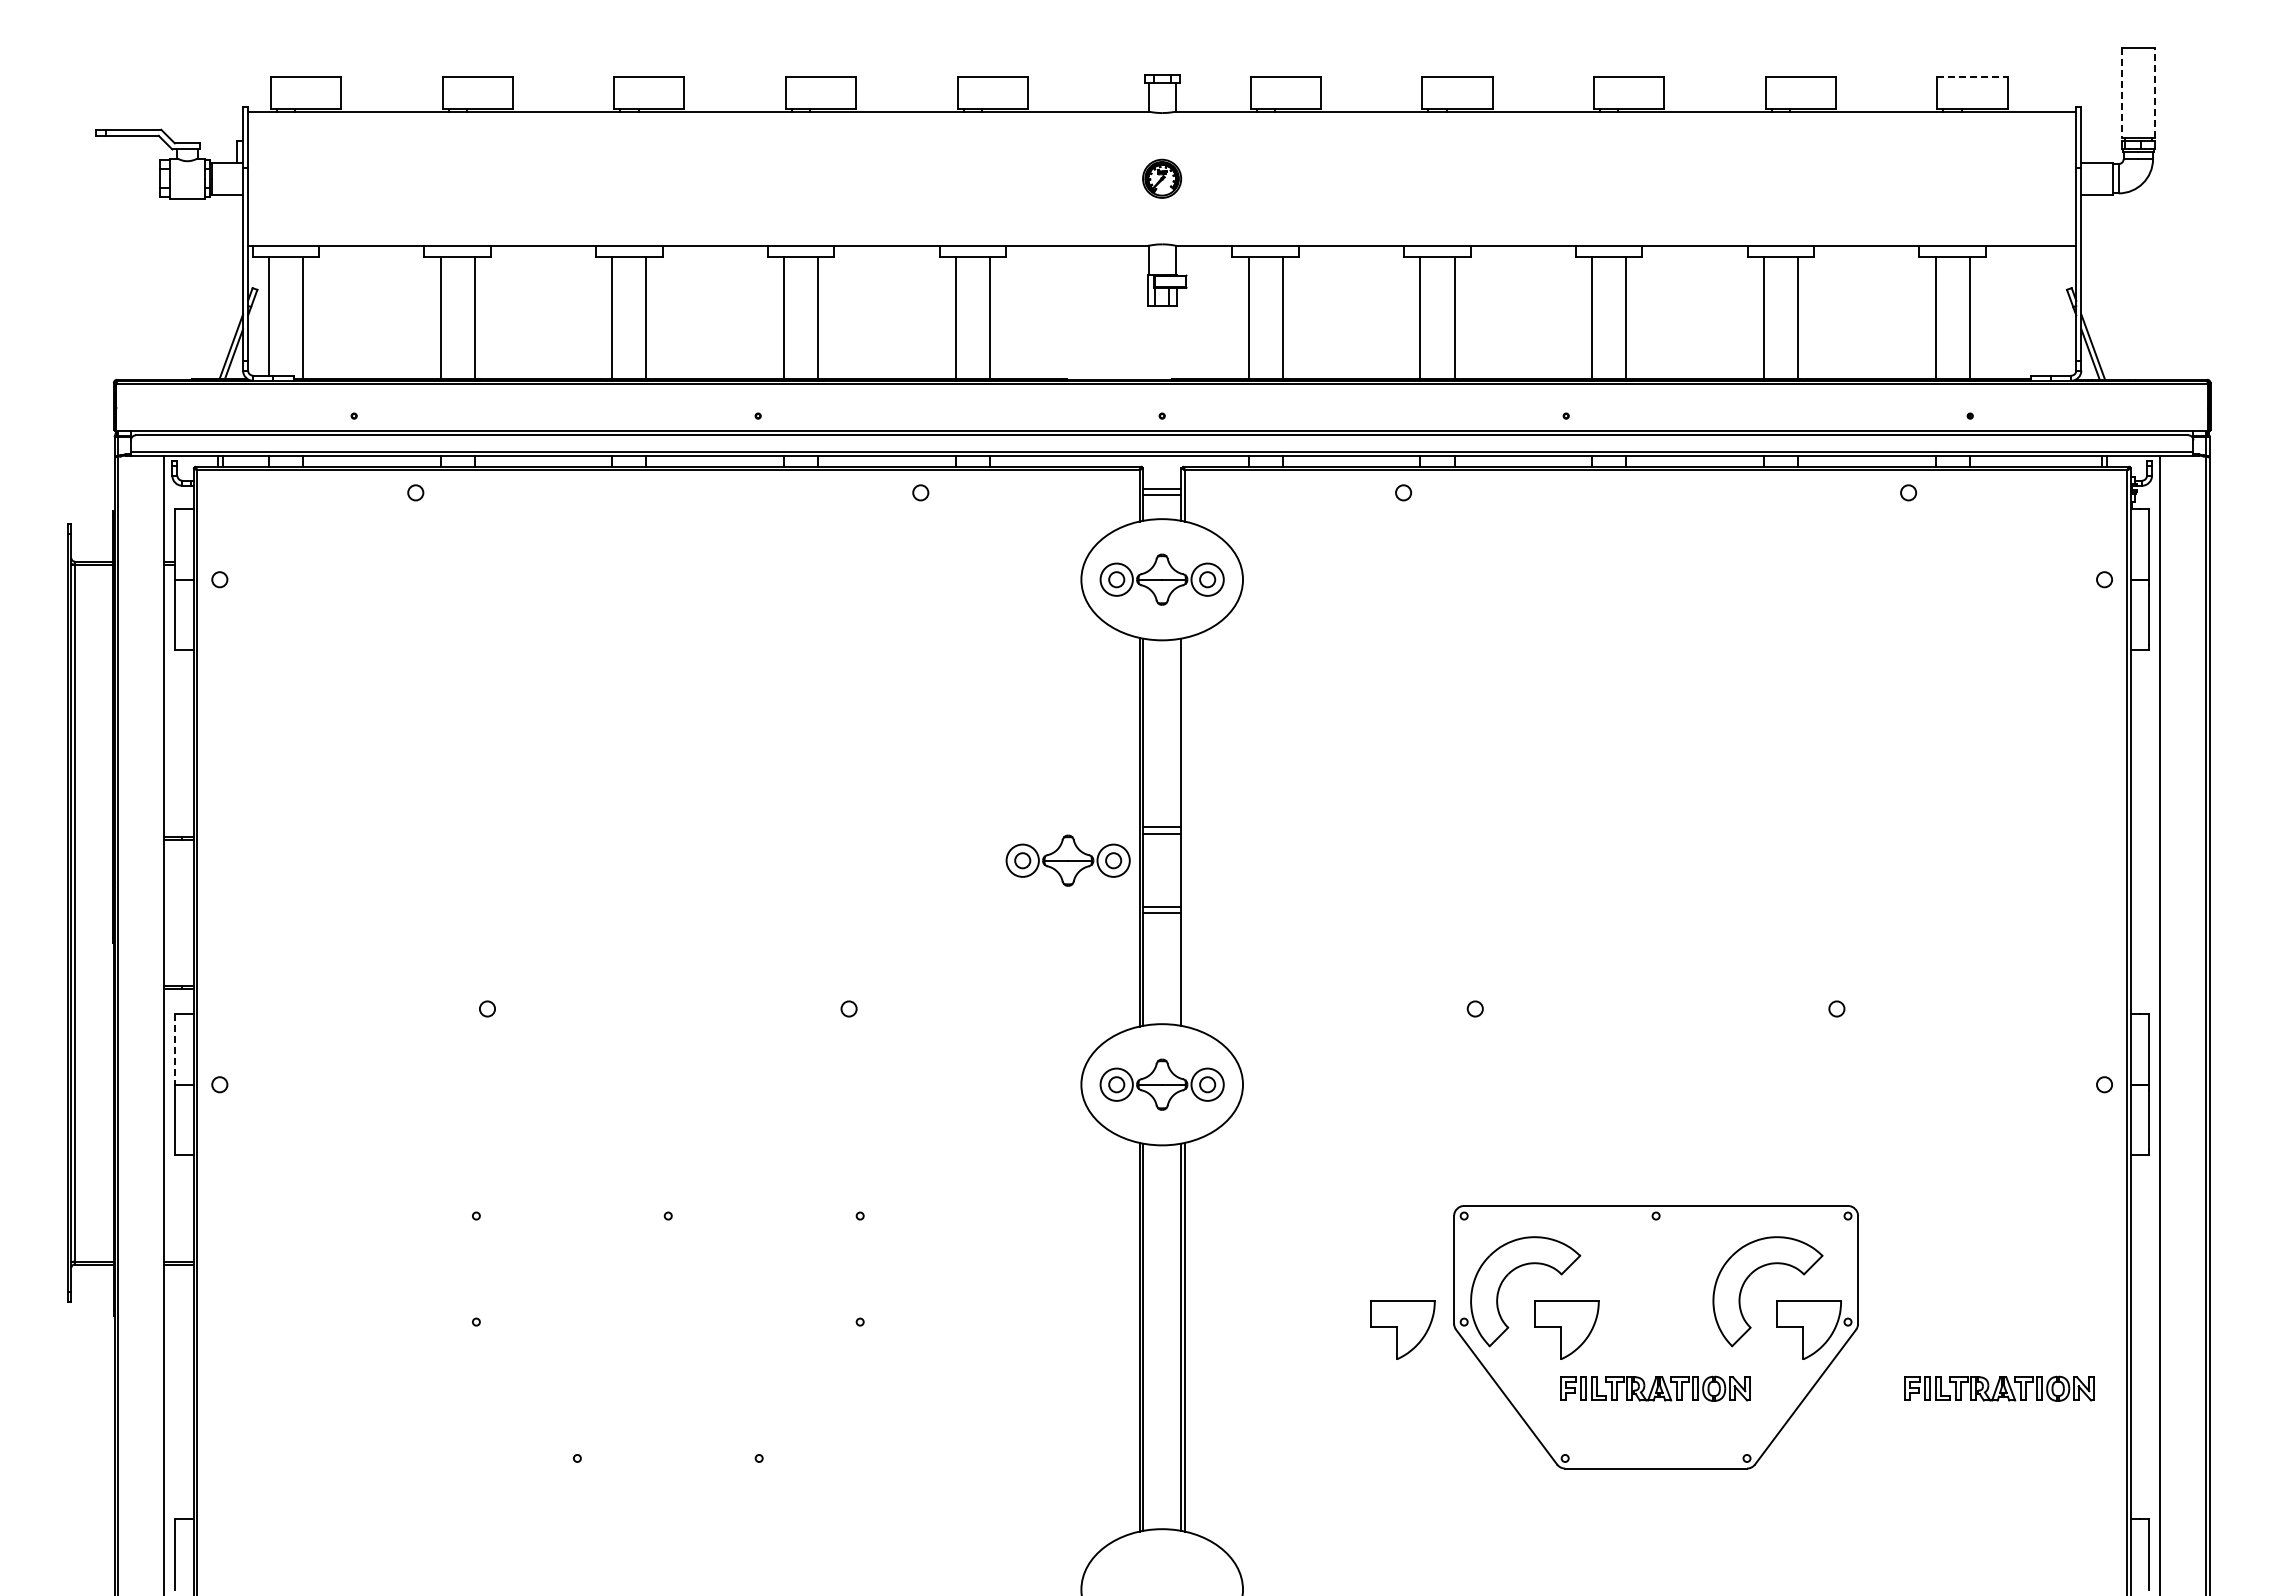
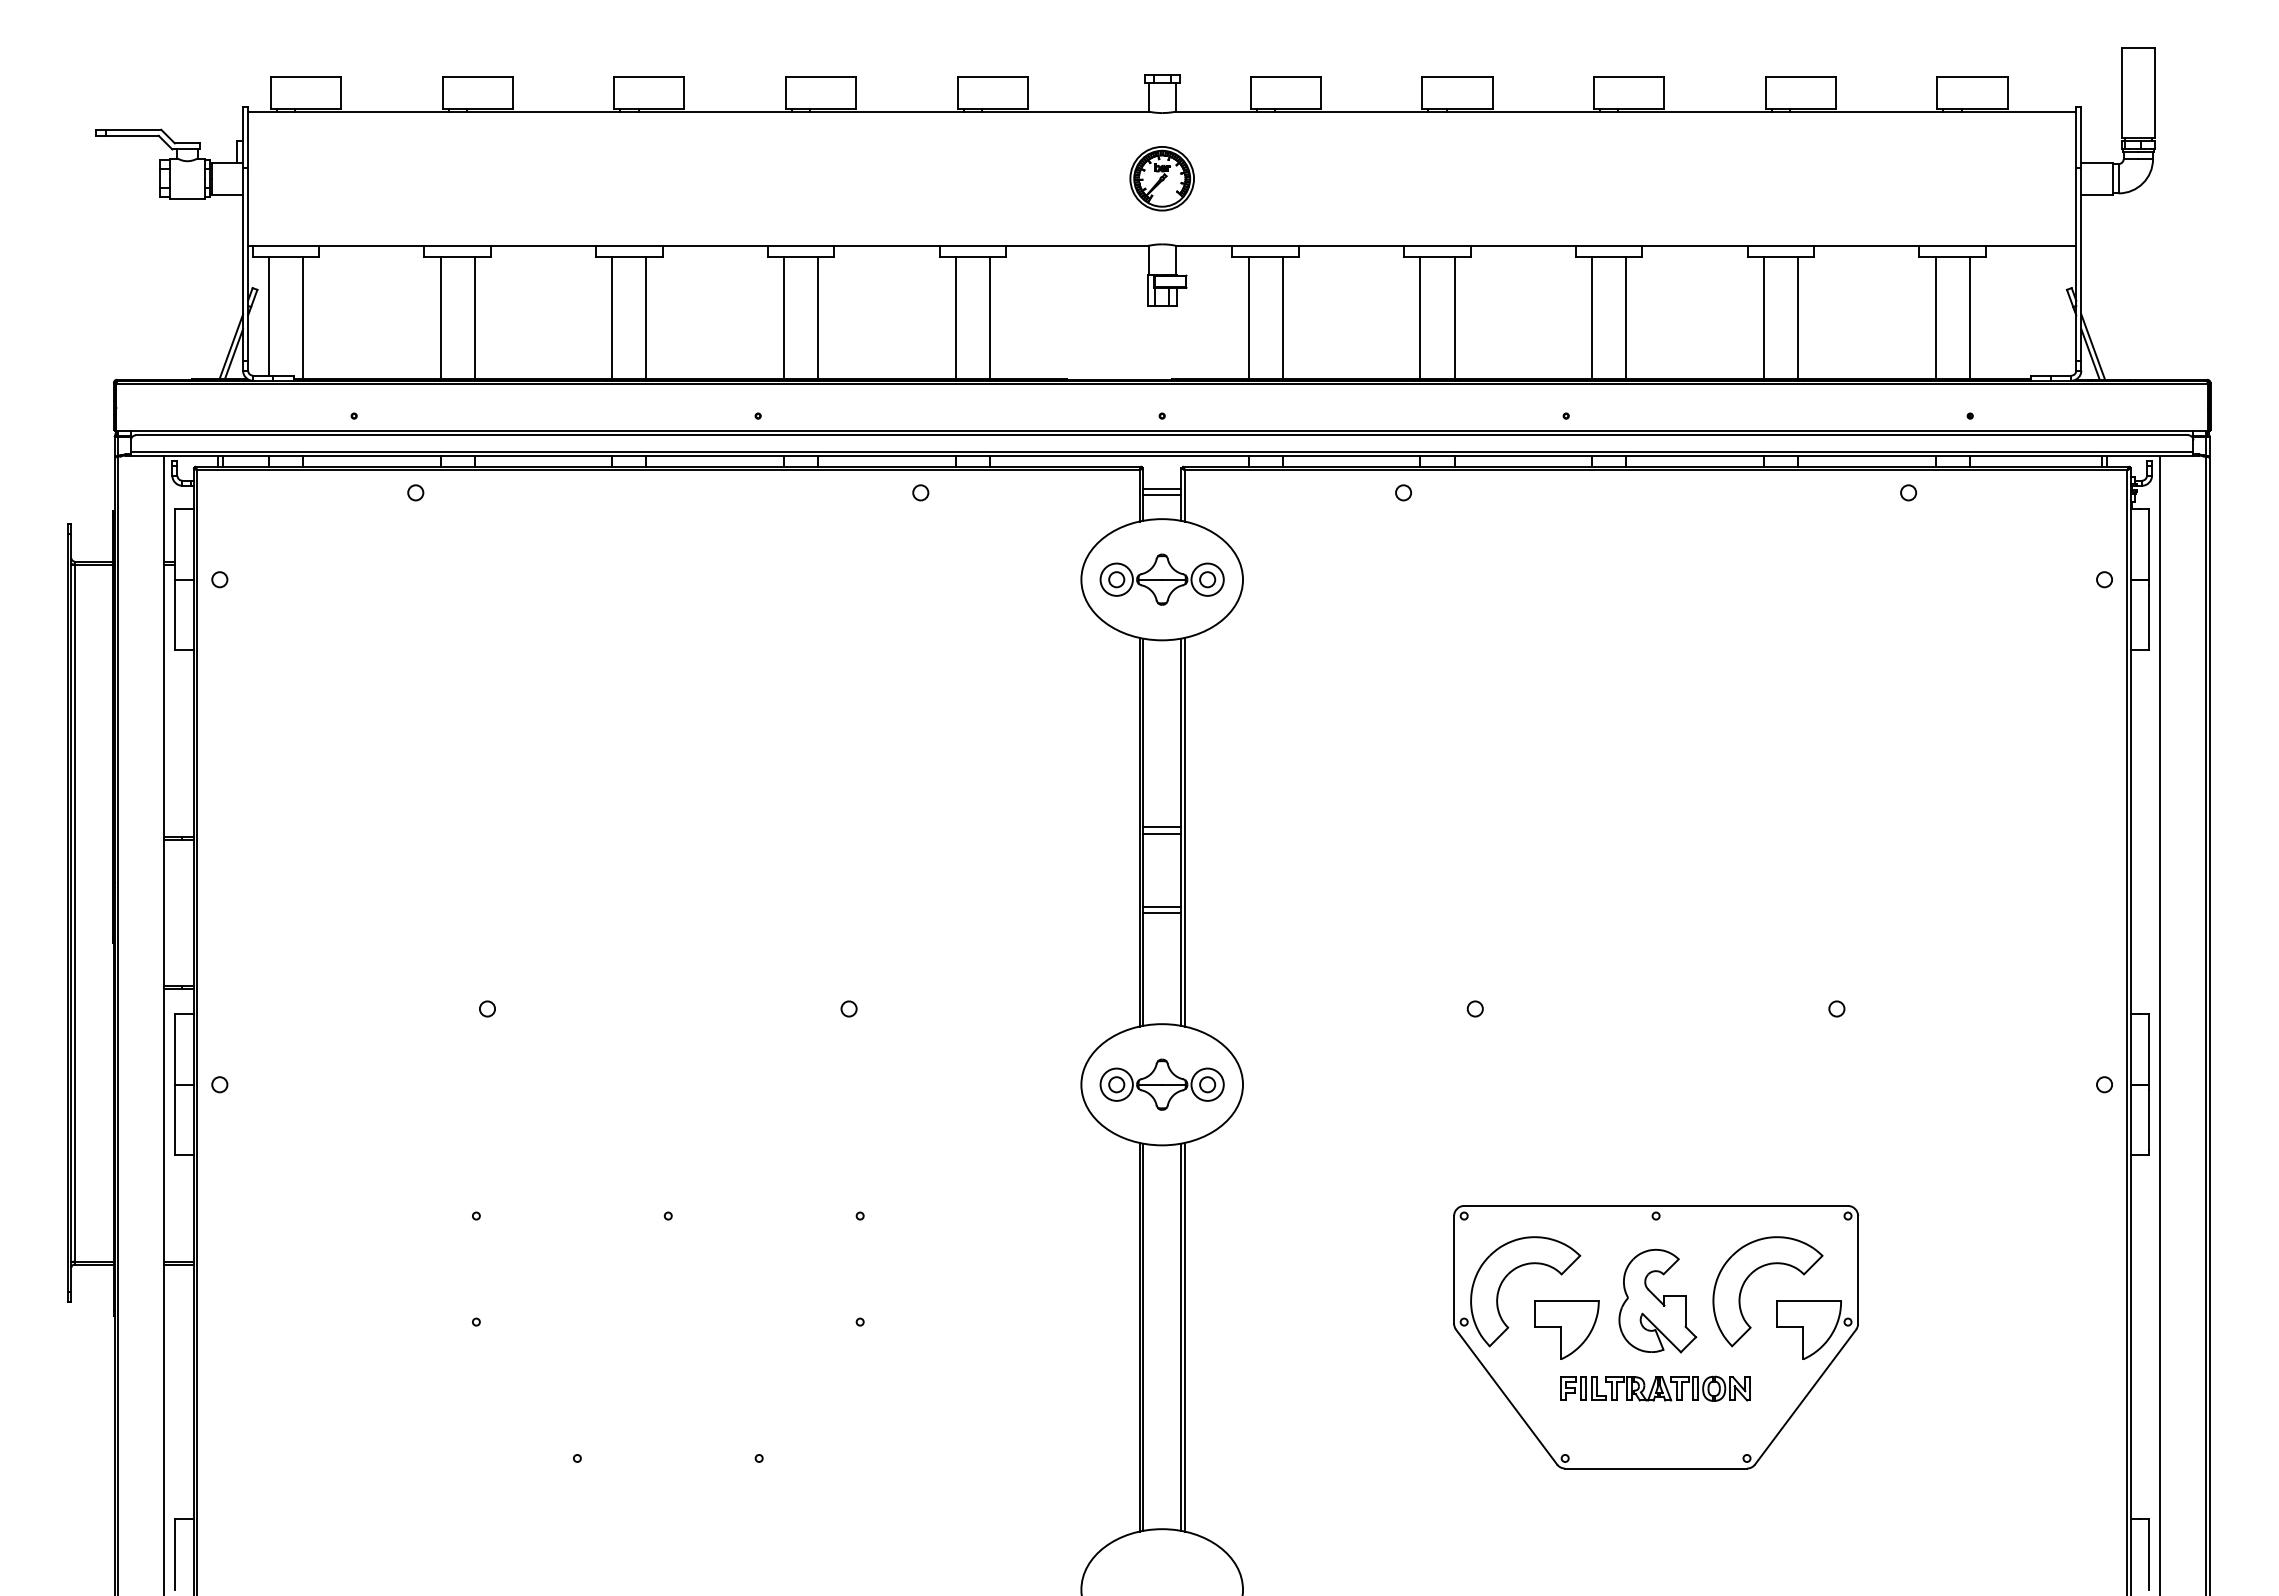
line: dashed -> solid (1973, 76)
line: dashed -> solid (2121, 92)
line: dashed -> solid (2155, 92)
part size: 41x41 px -> 66x66 px (1161, 178)
line: none -> present (1184, 831)
part: present -> none (1067, 860)
line: dashed -> solid (175, 1049)
part: none -> present (1657, 1300)
part: present -> none (1402, 1329)
part: present -> none (1999, 1388)
